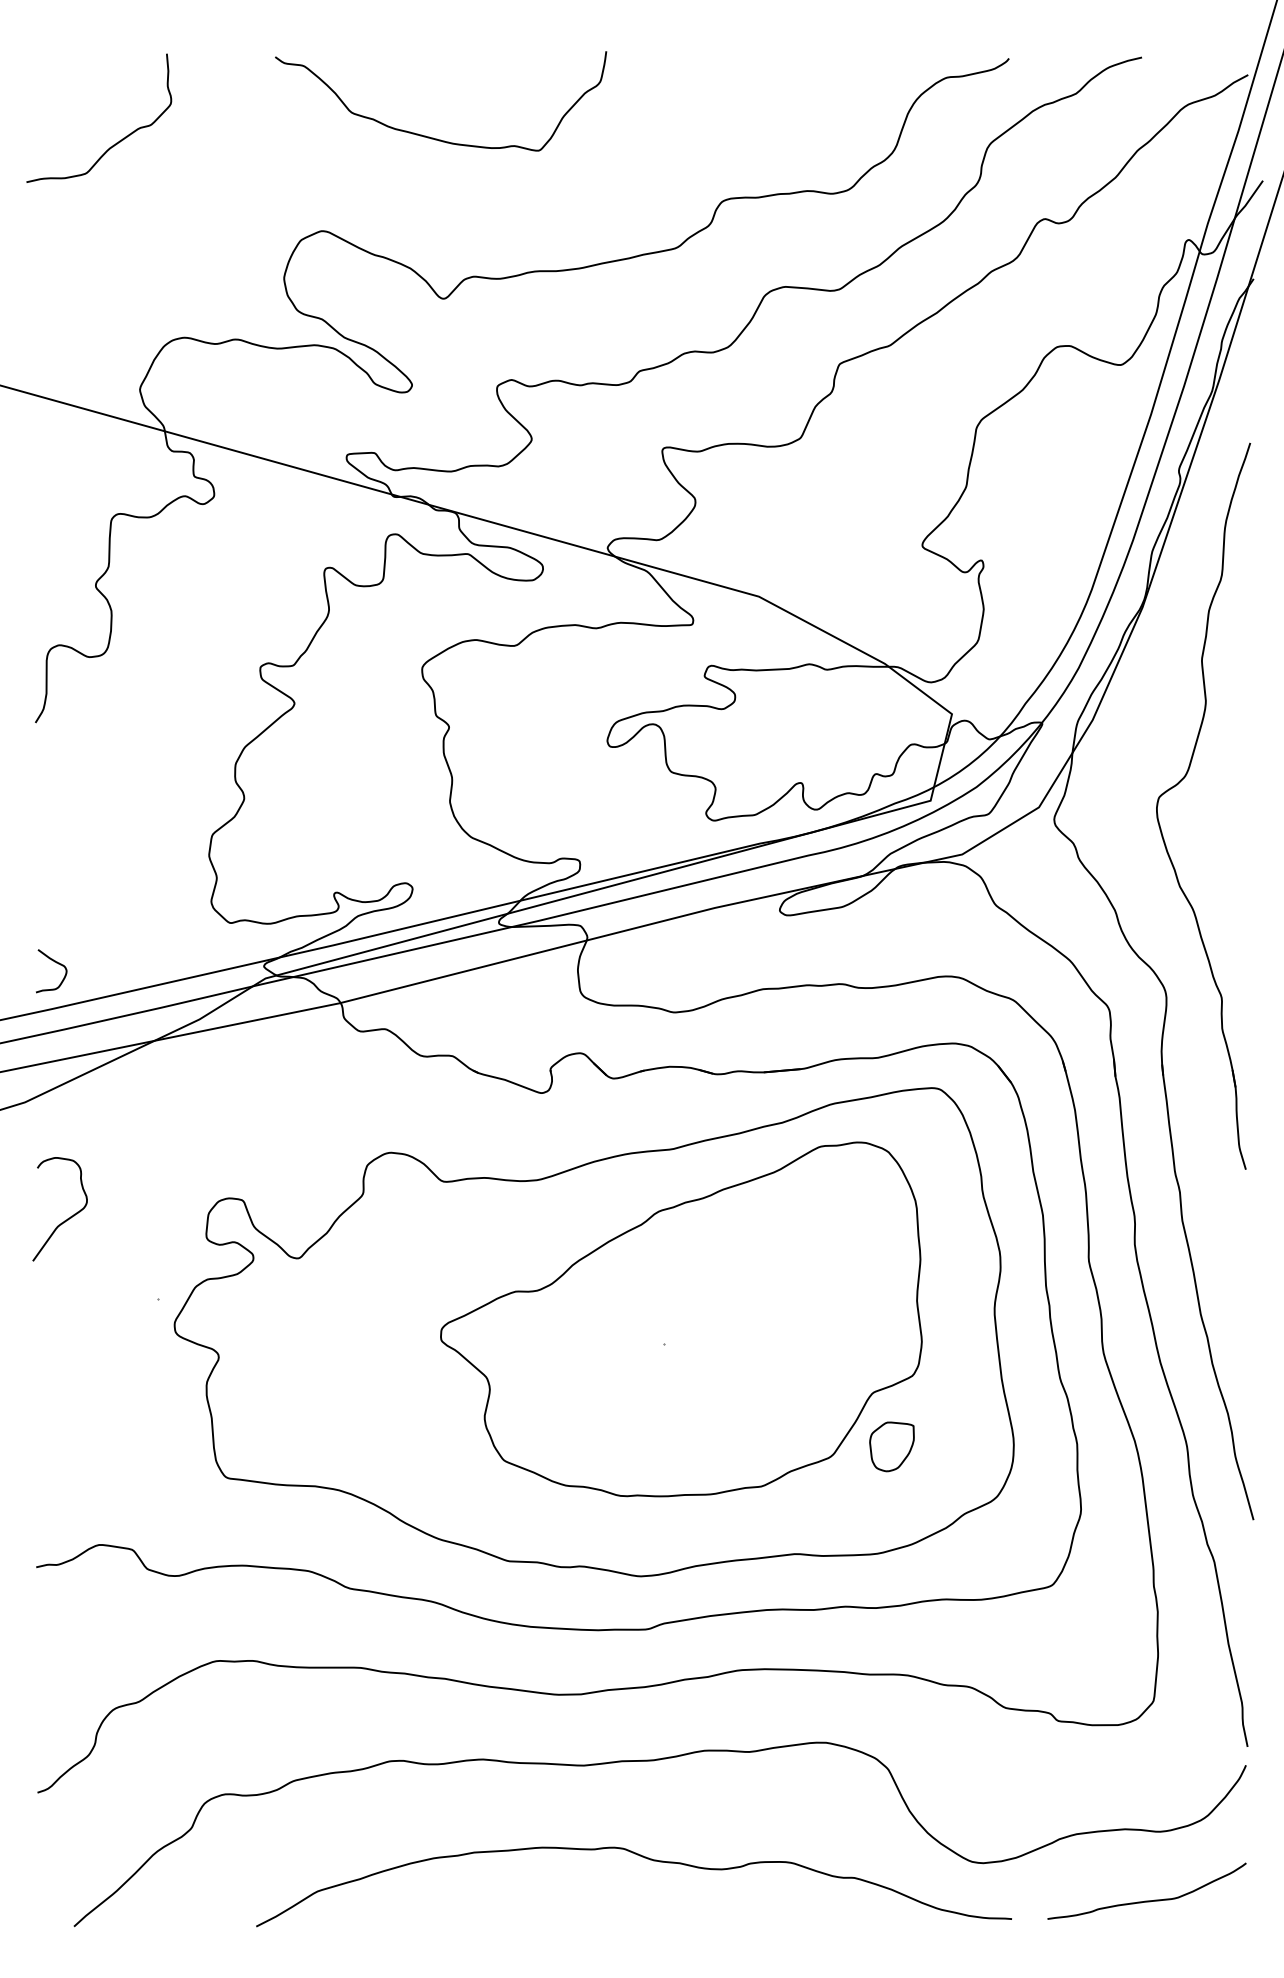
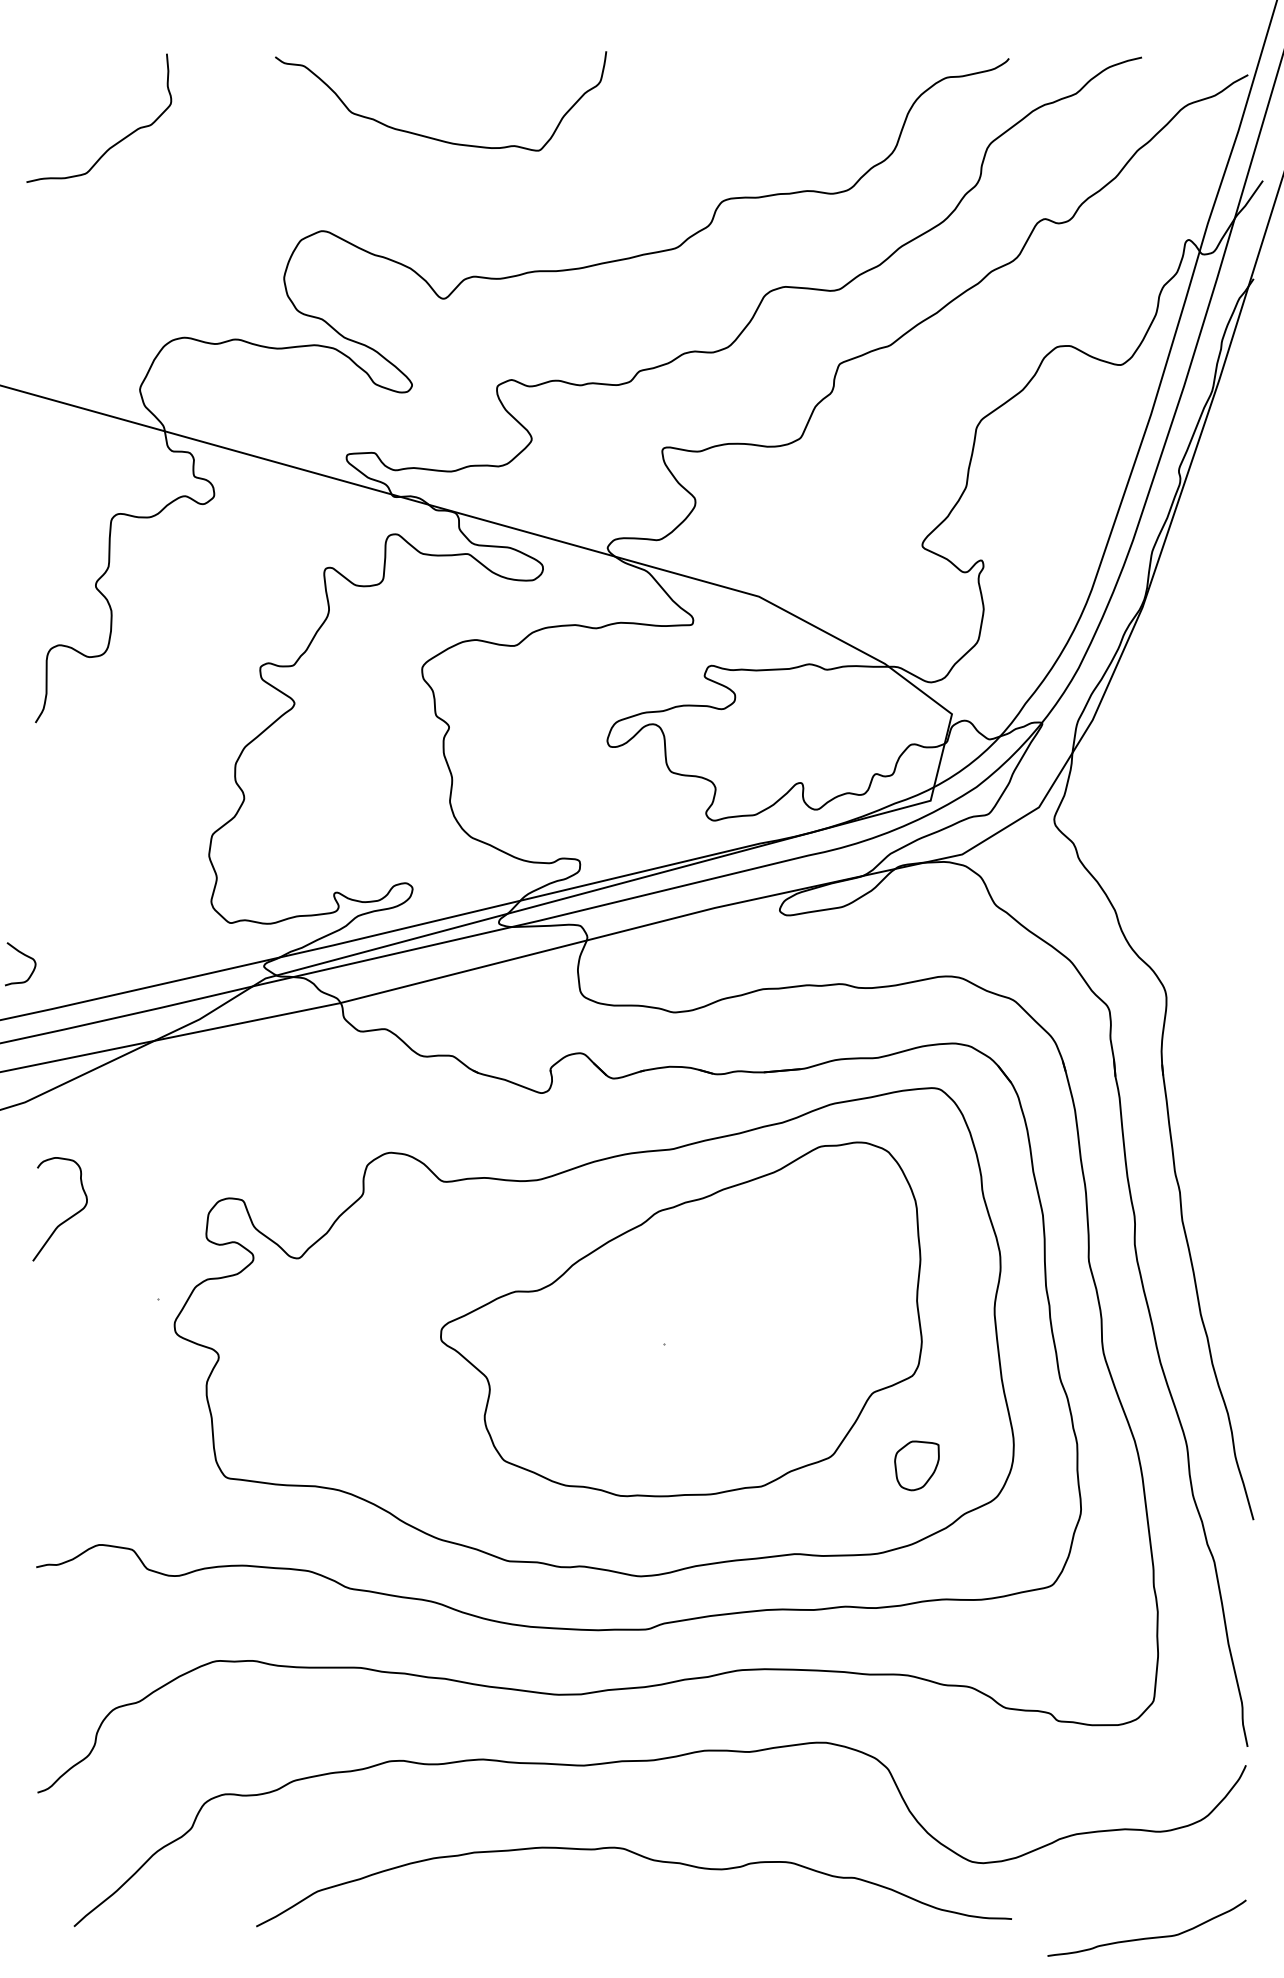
part: present -> none (1180, 782)
curve position: (56, 963) -> (25, 956) (25, 956)
part position: (891, 1446) -> (916, 1465) (916, 1465)
curve position: (1146, 1900) -> (1146, 1937) (1146, 1937)
